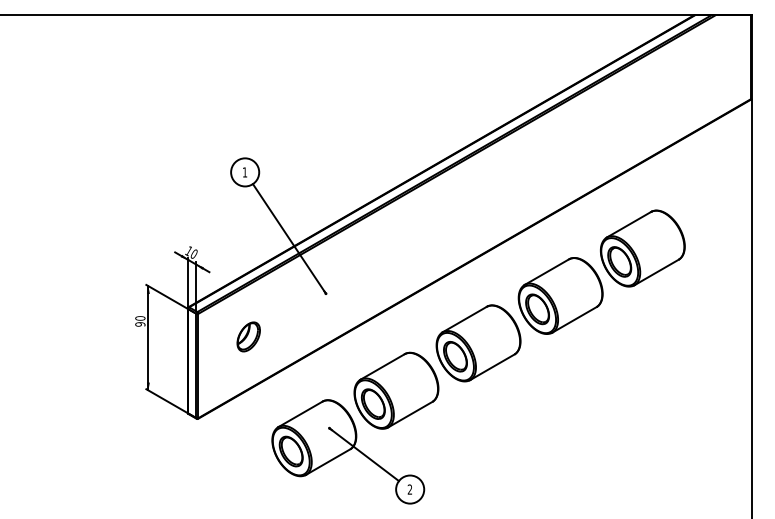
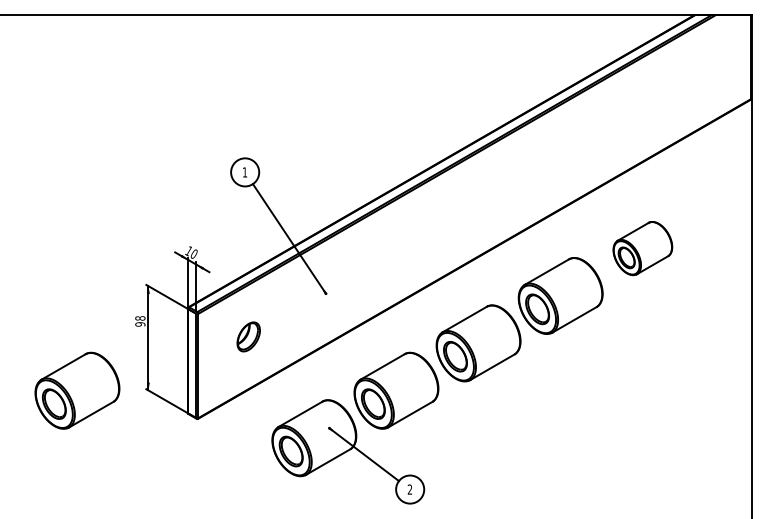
part size: 86x79 px -> 62x56 px (642, 248)
text: 90 -> 98 (140, 318)
part: none -> present (77, 390)
